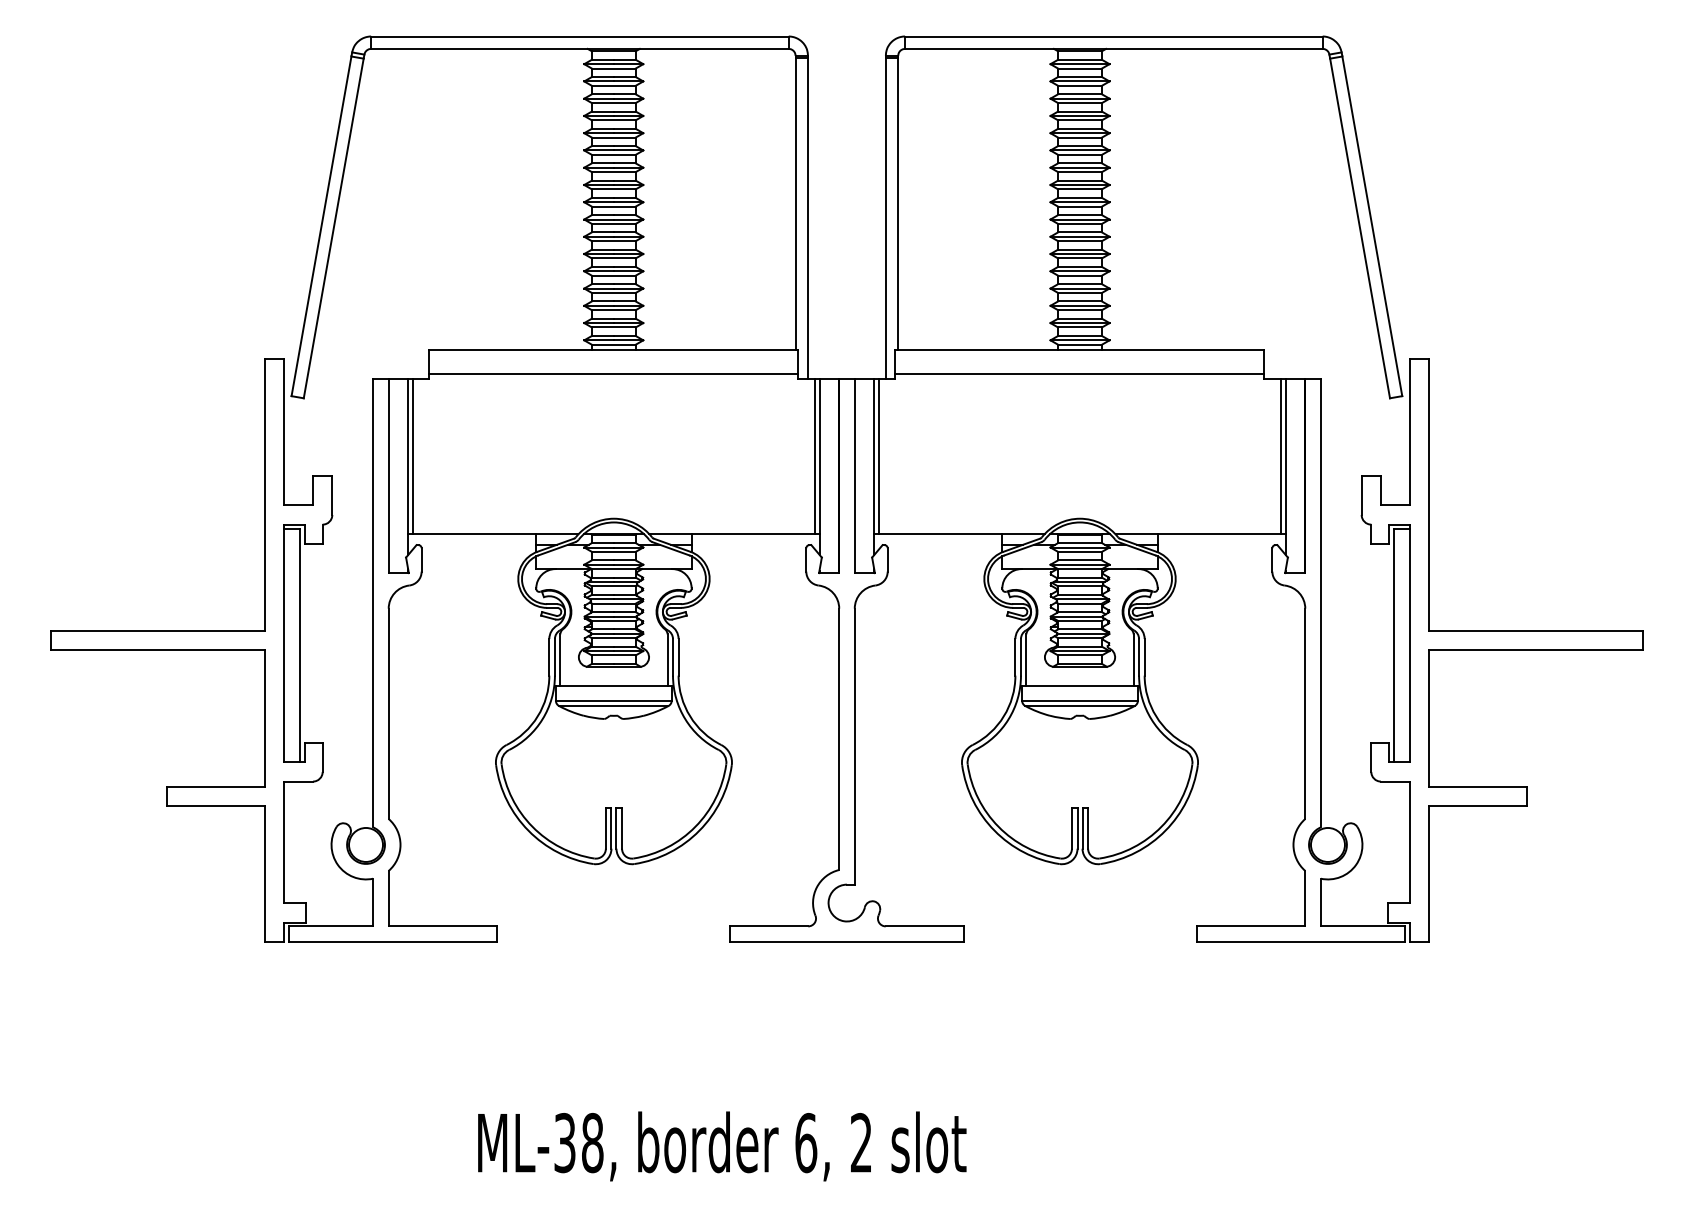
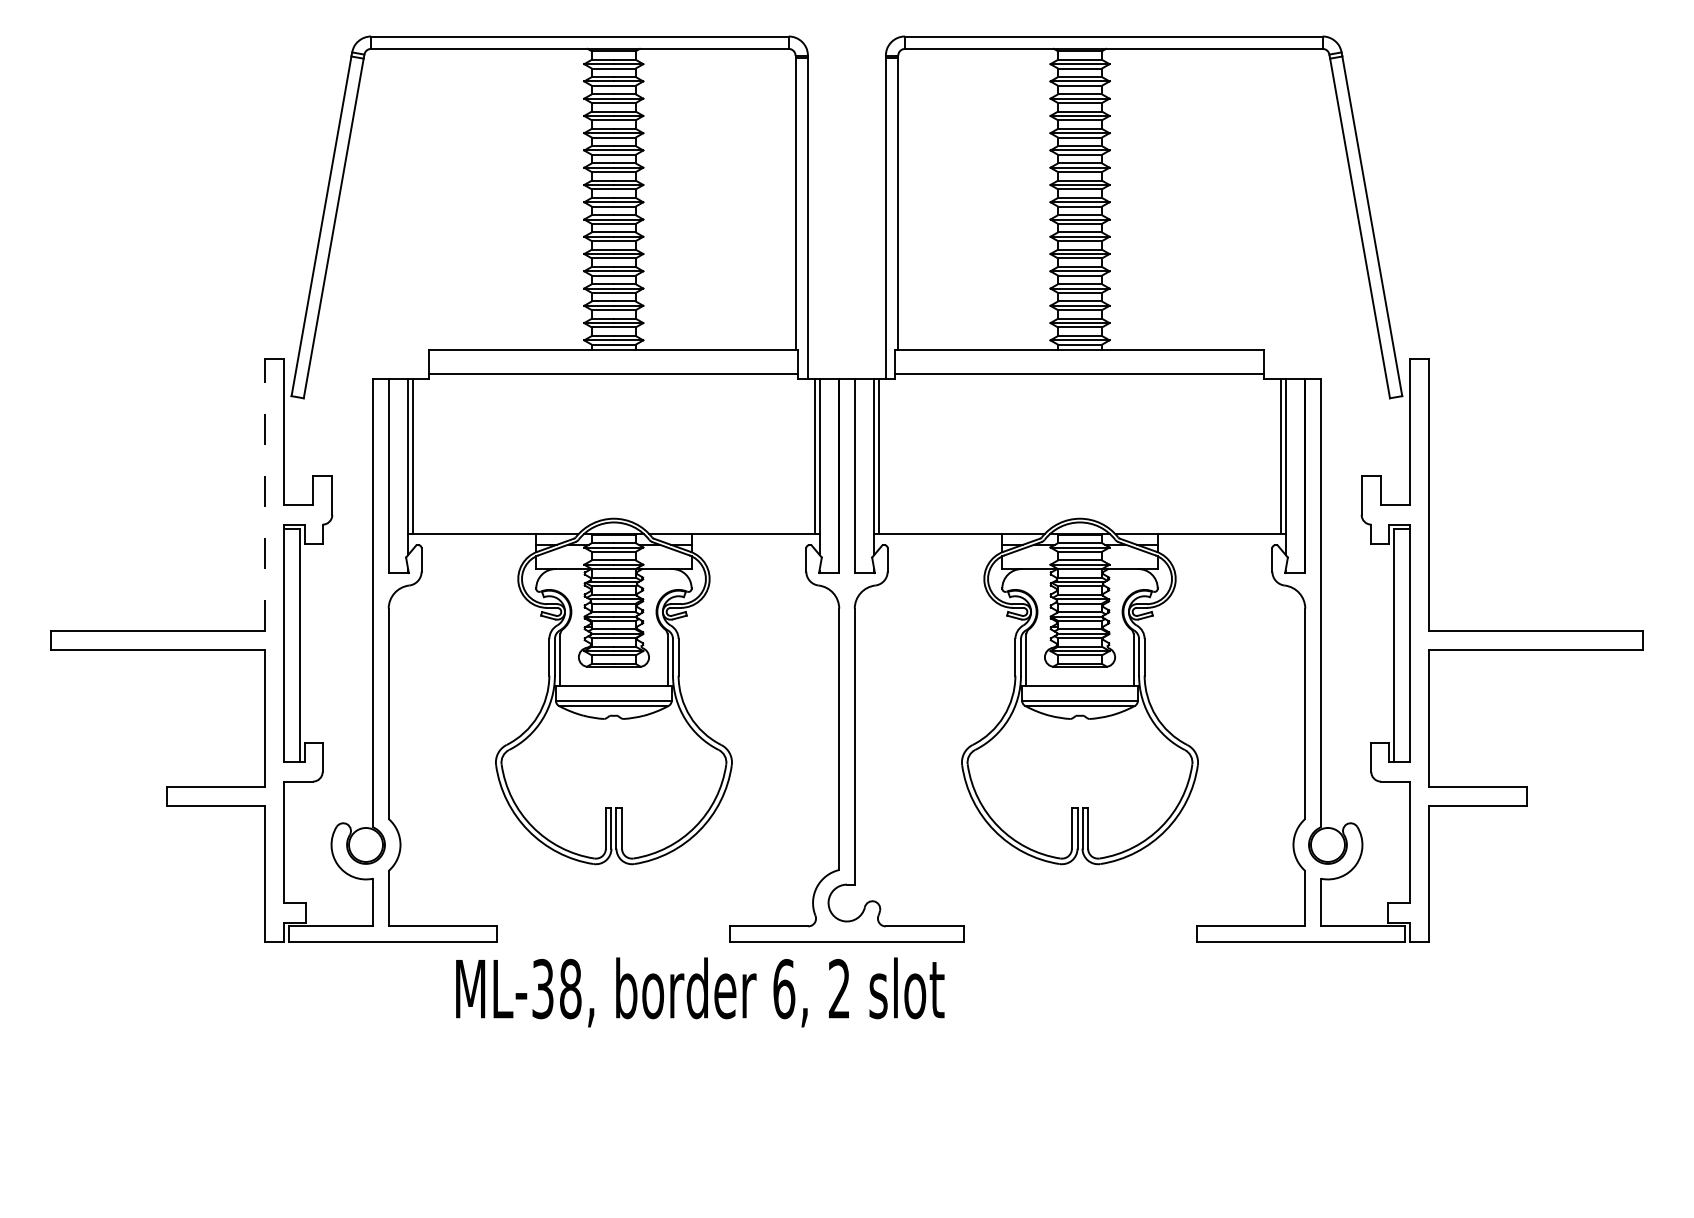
line: solid -> dashed (264, 495)
text position: (722, 1146) -> (700, 992) (700, 992)
